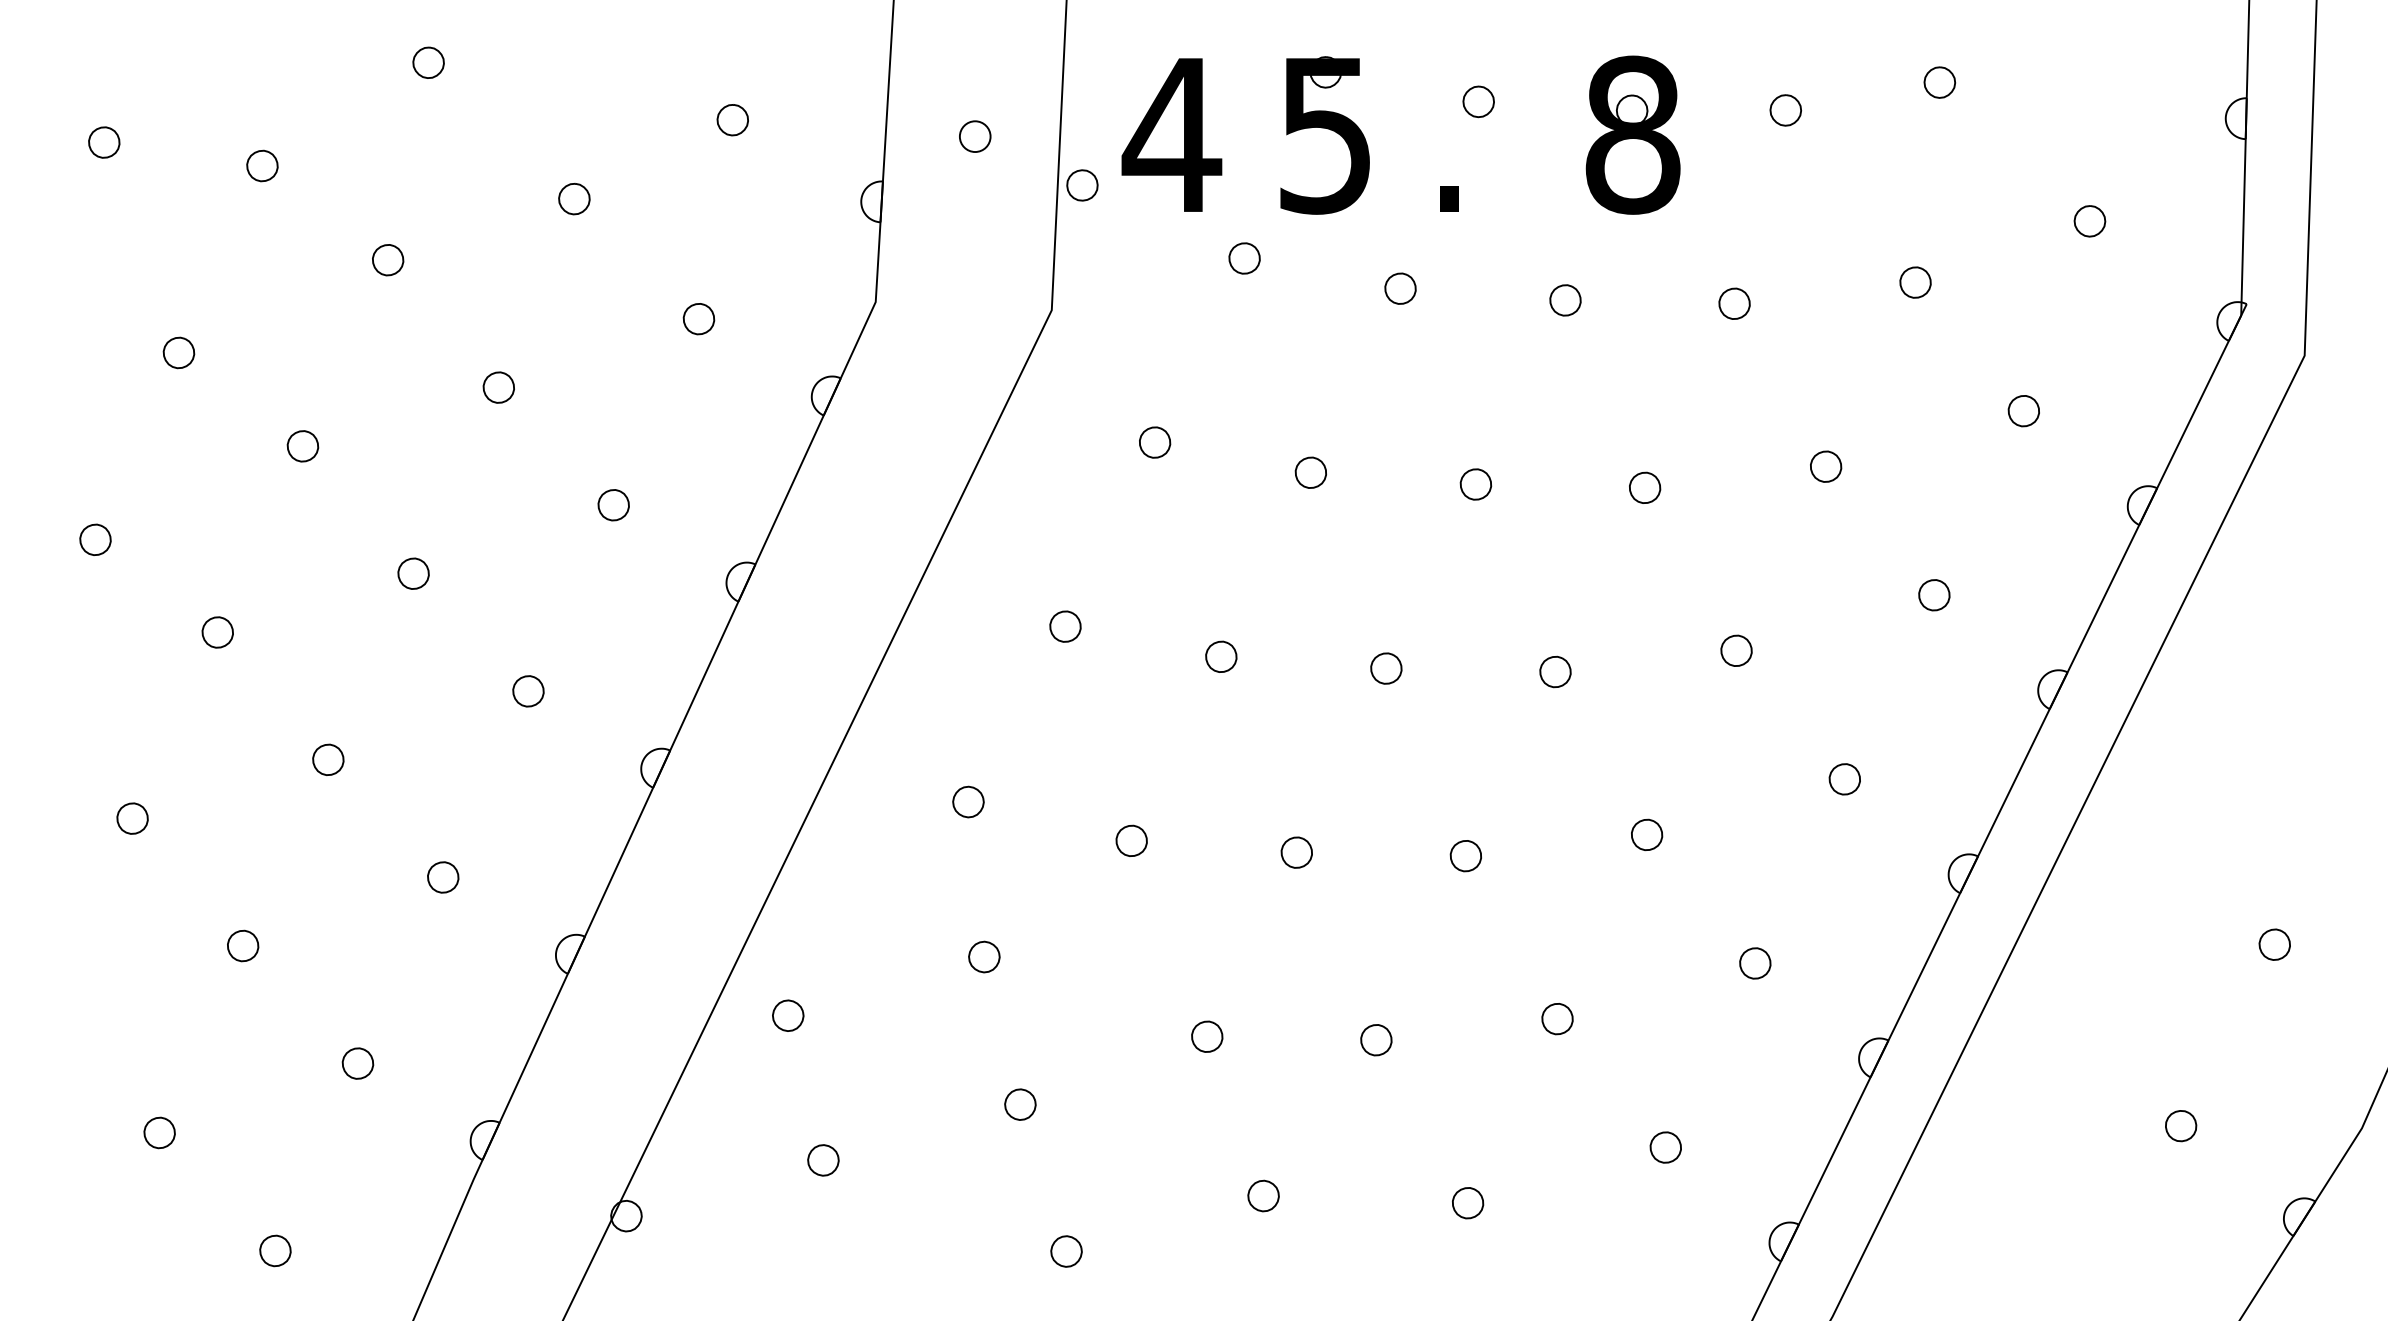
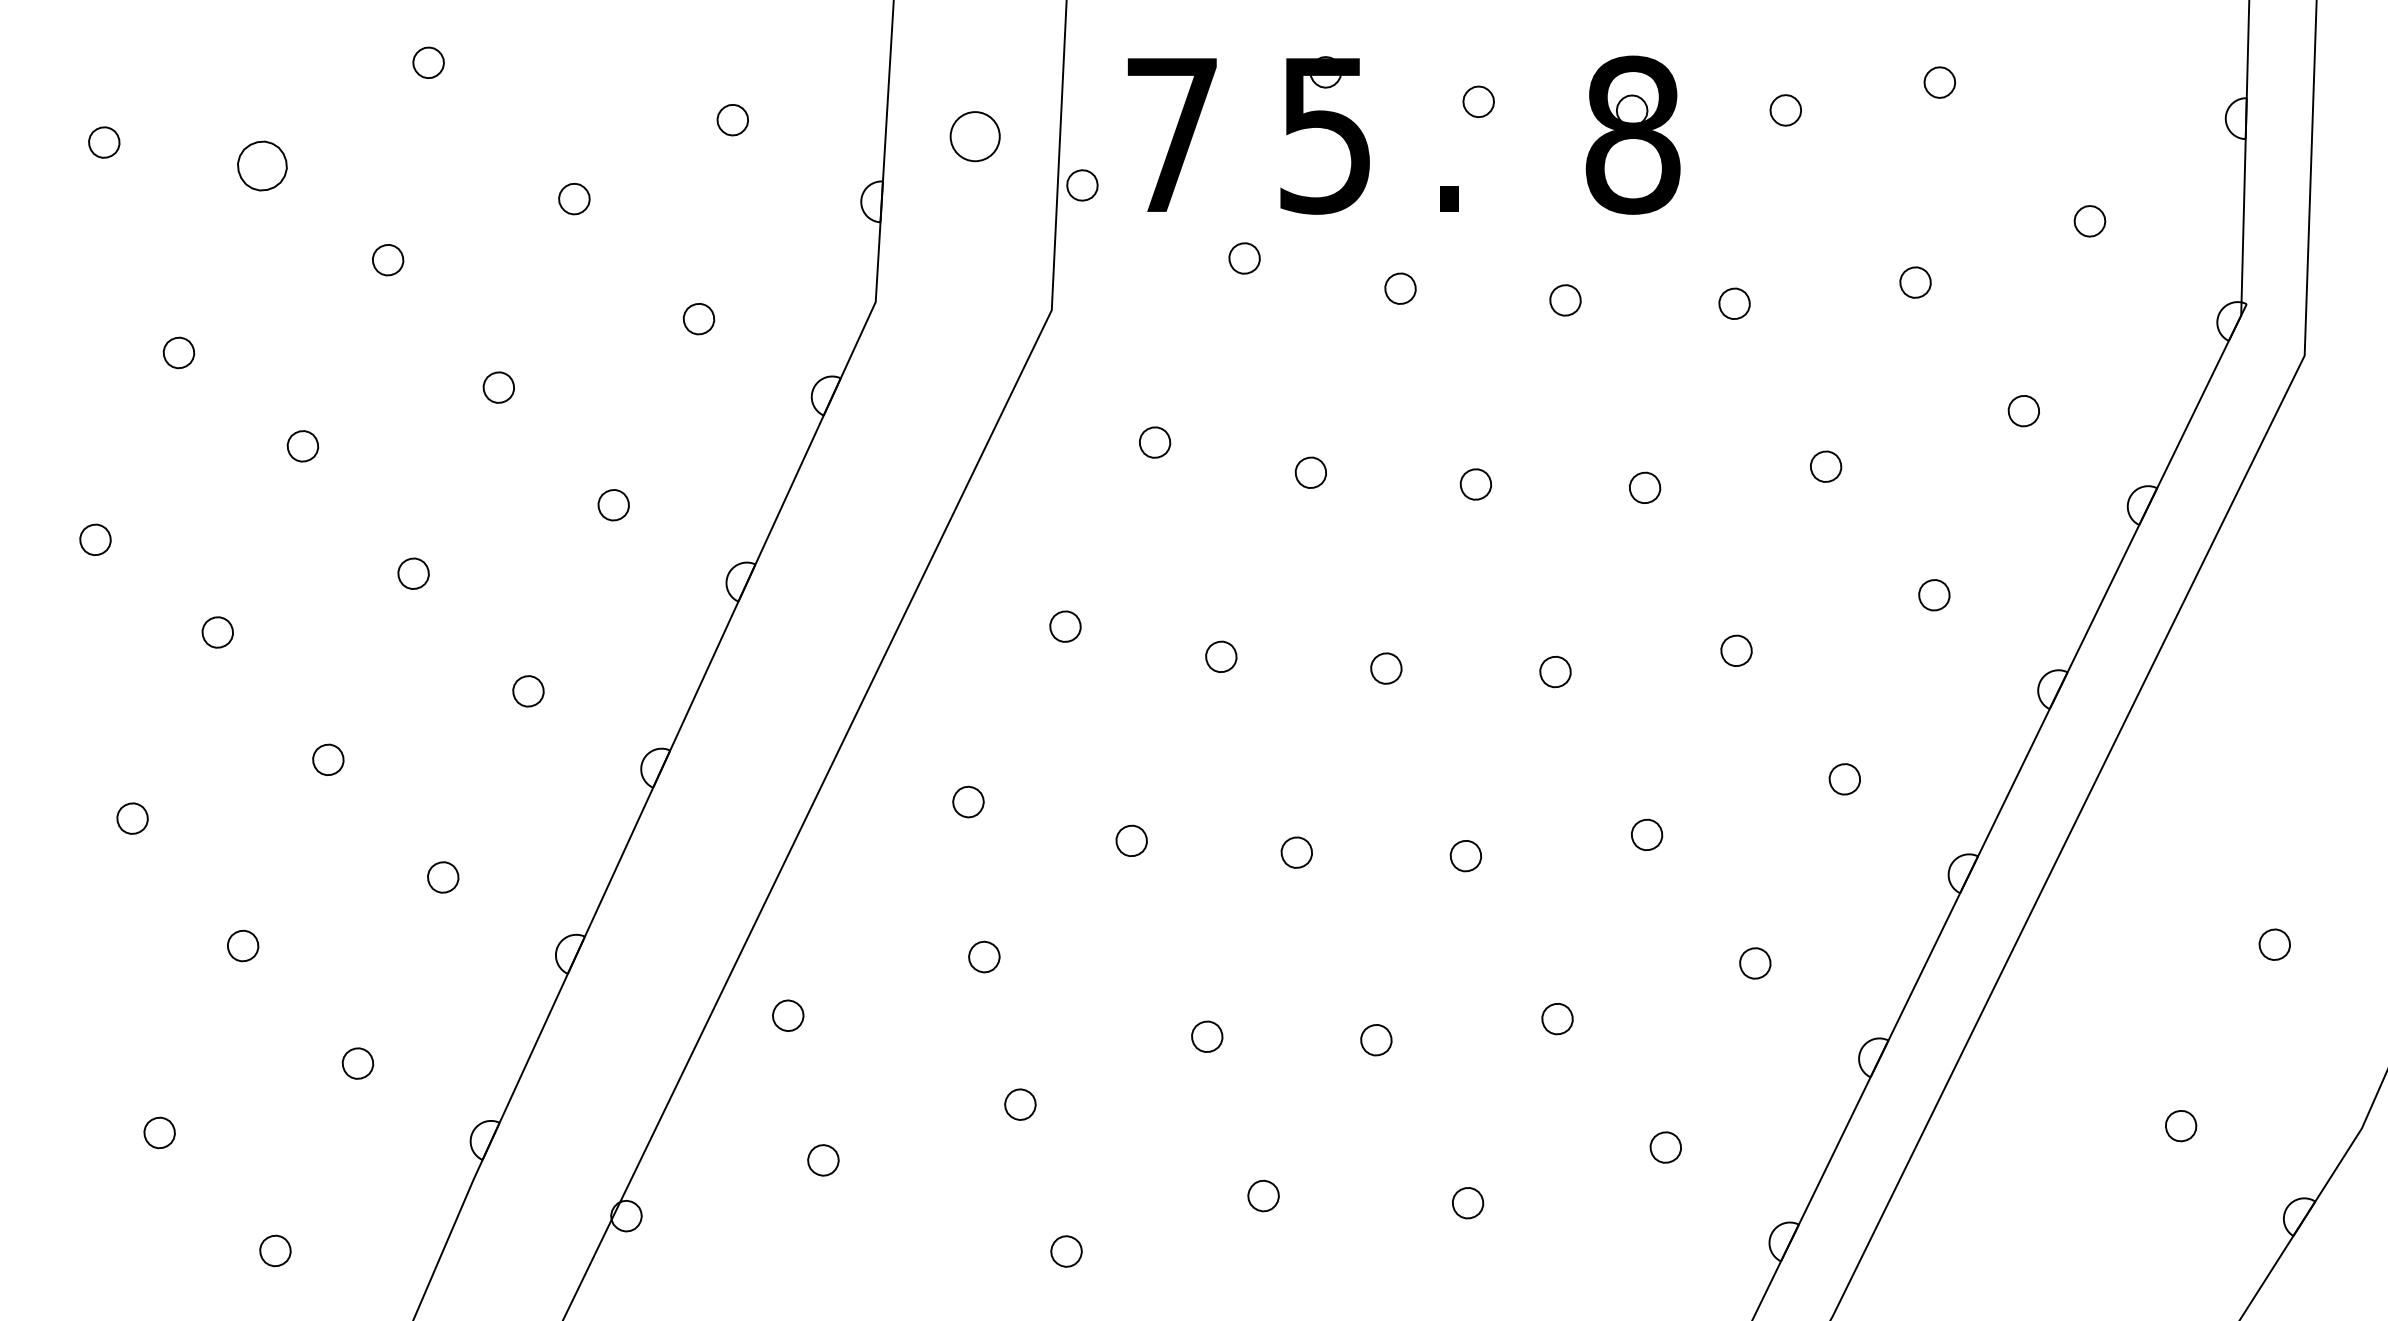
text: 4 -> 7 (1171, 134)
circle diameter: 31 px -> 49 px (974, 136)
part size: 33x34 px -> 51x52 px (262, 165)
